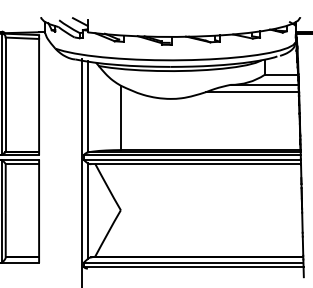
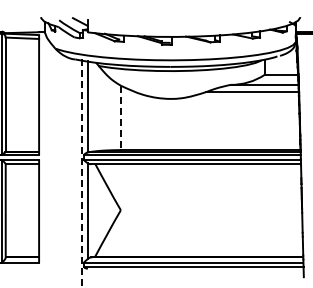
line: solid -> dashed (120, 118)
line: solid -> dashed (82, 174)
